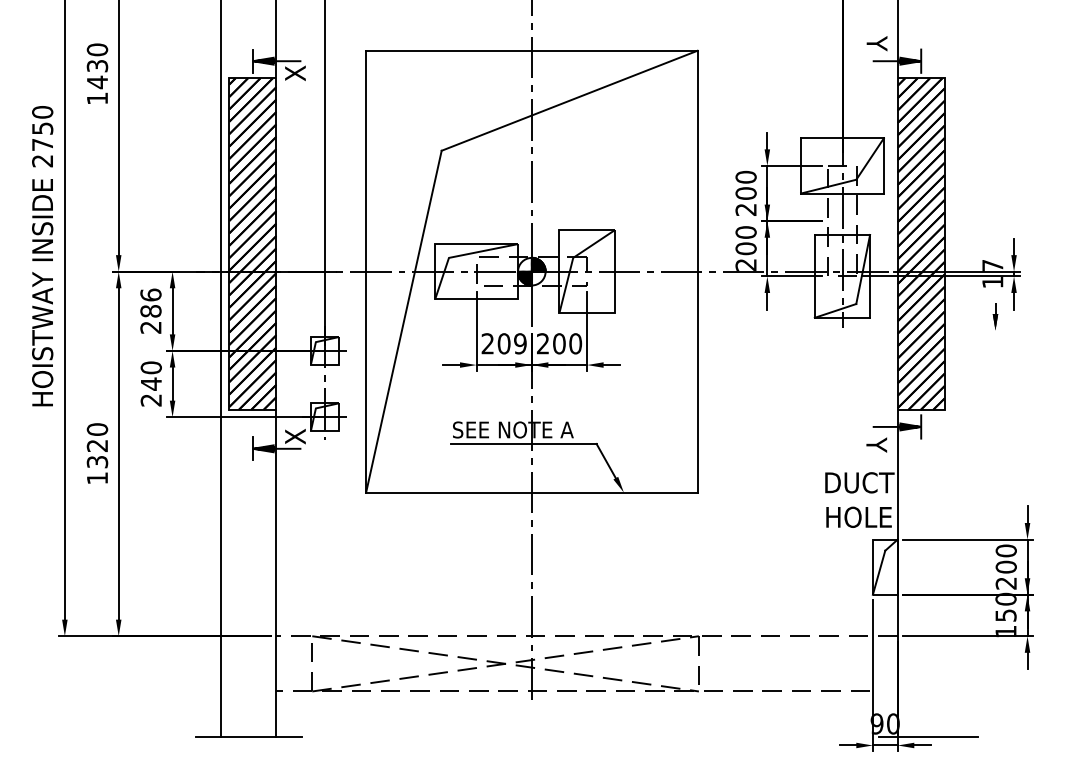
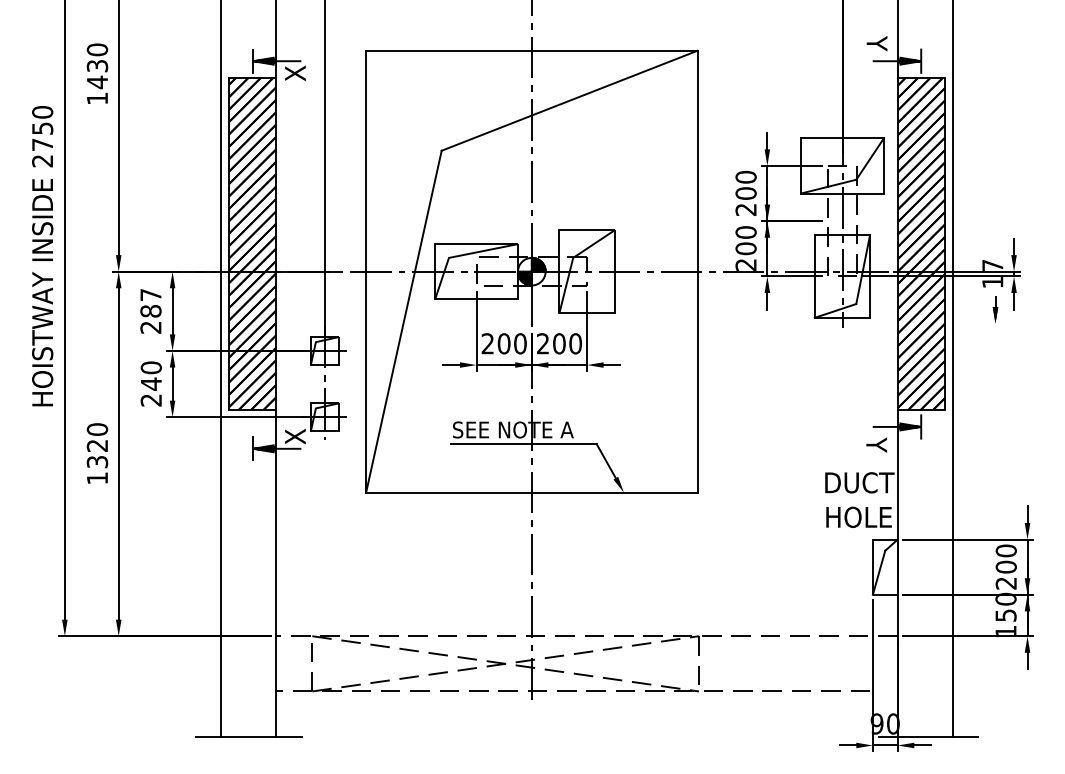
text: 286 -> 287 (150, 294)
part position: (995, 316) -> (995, 309) (995, 309)
text: 209 -> 200 (520, 343)
line: none -> present (952, 369)
